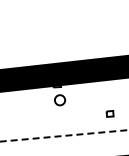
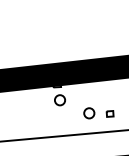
circle: none -> present (89, 113)
line: dashed -> solid (65, 135)
